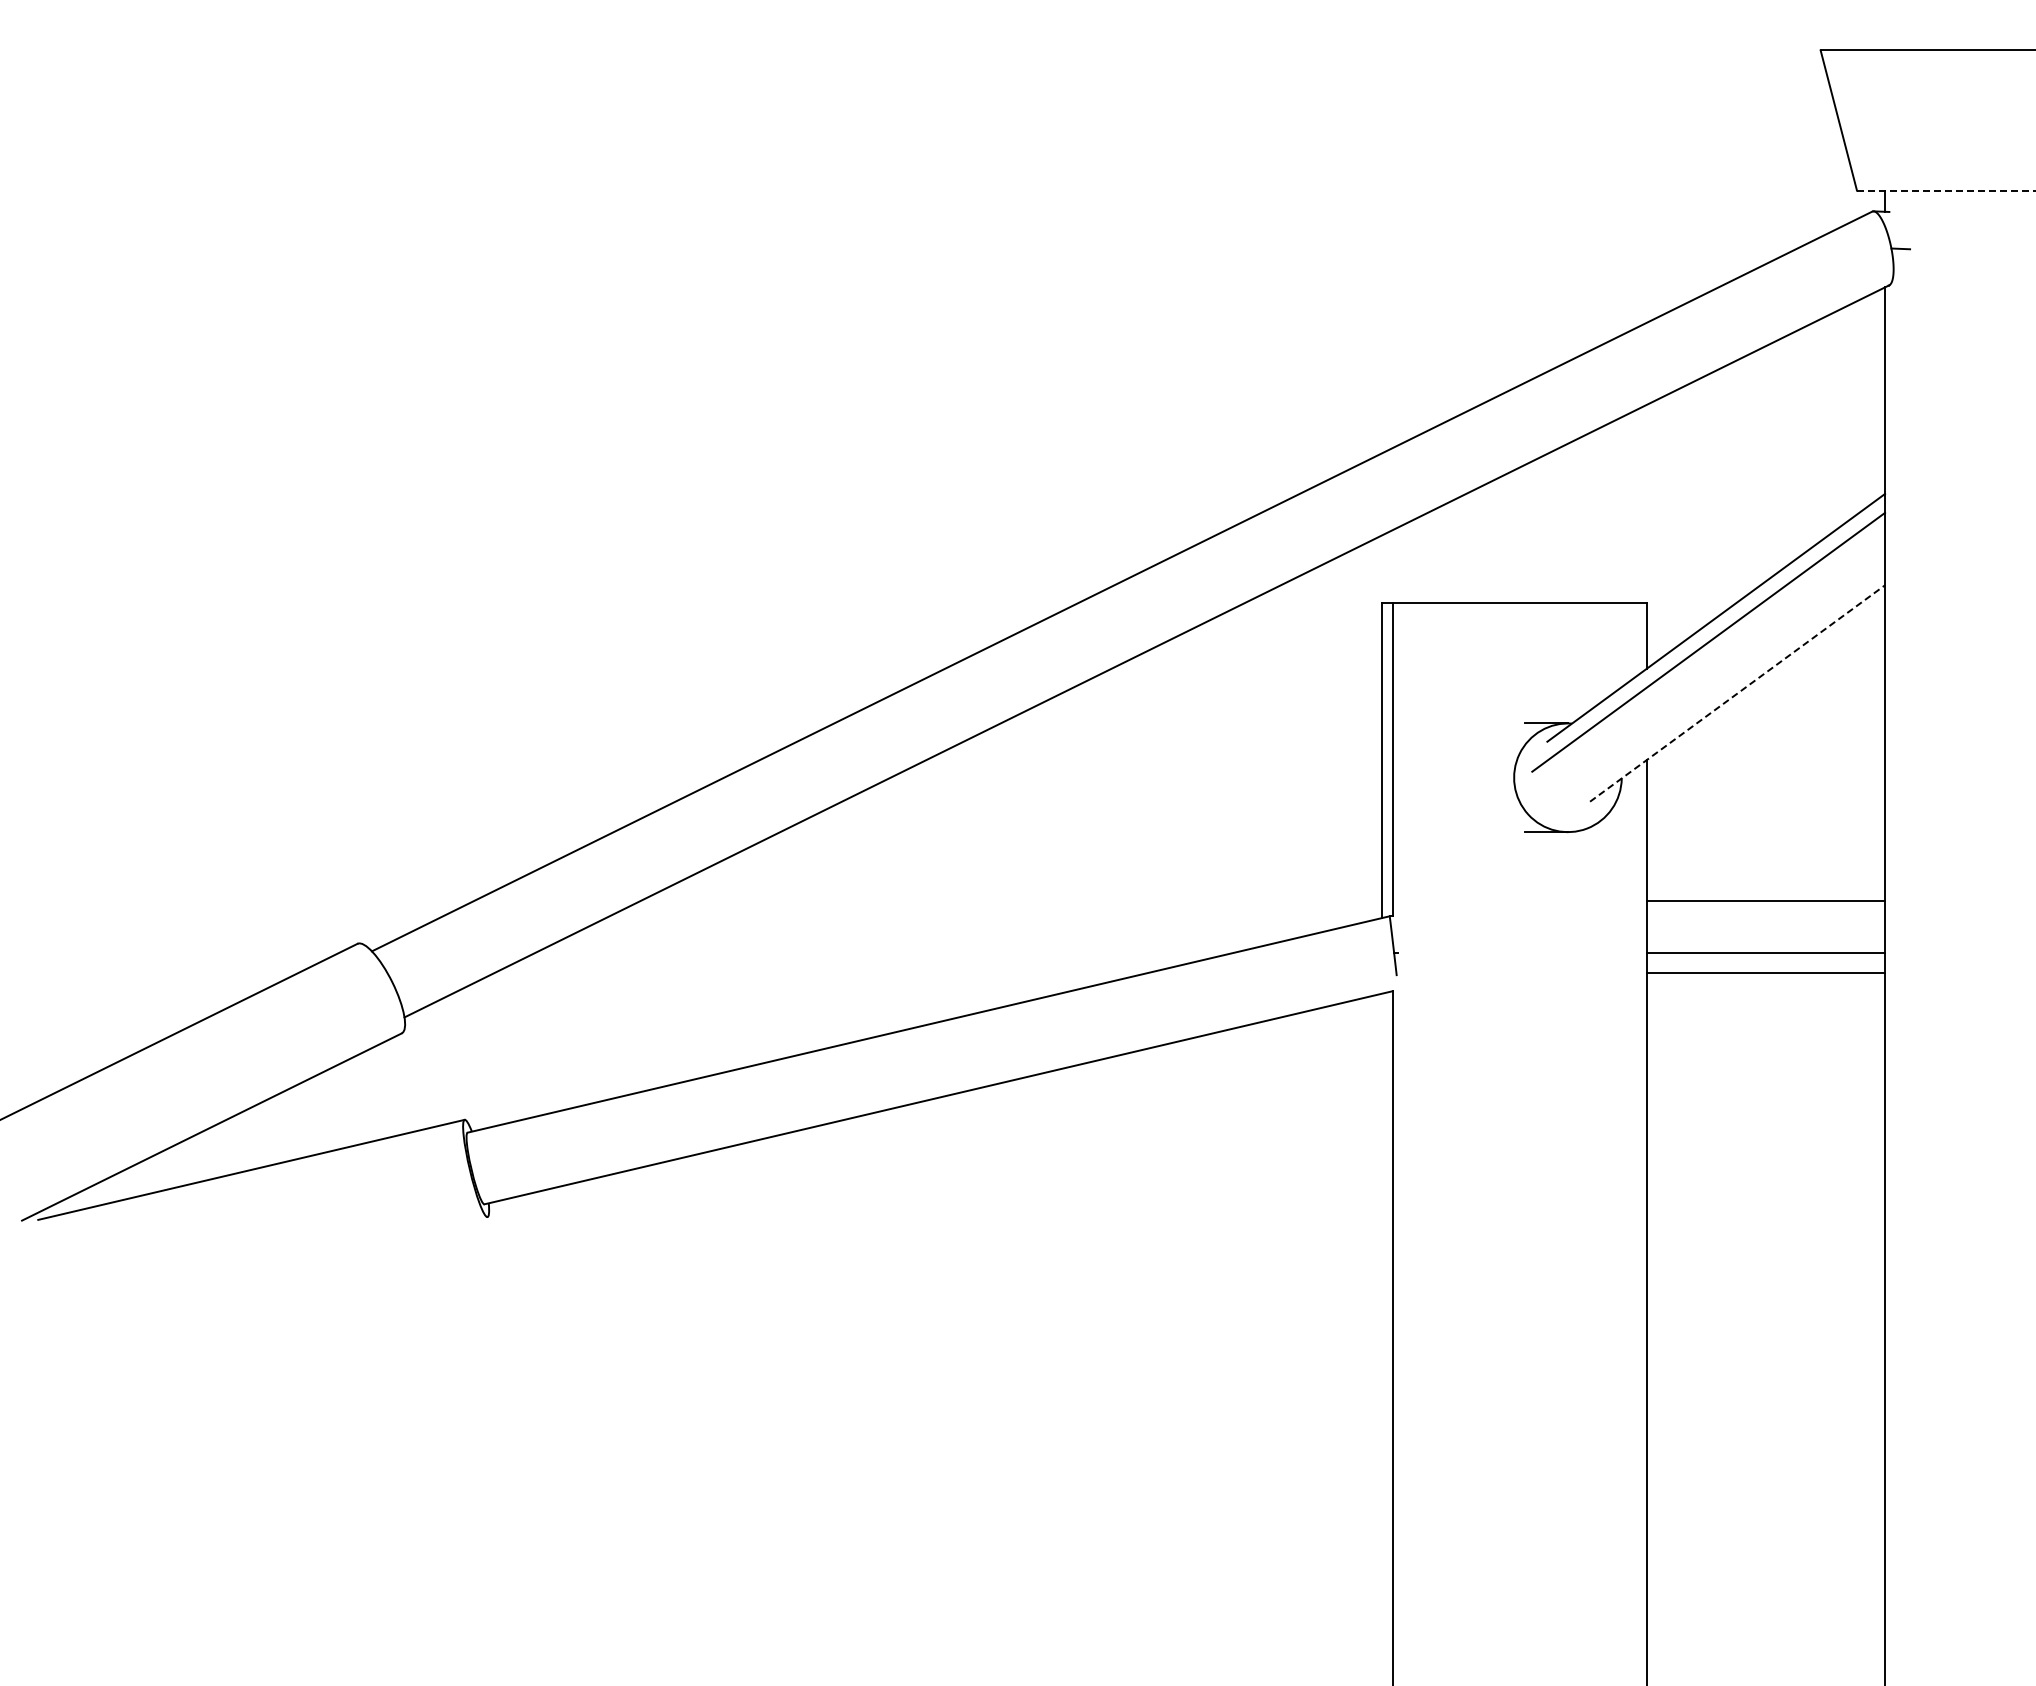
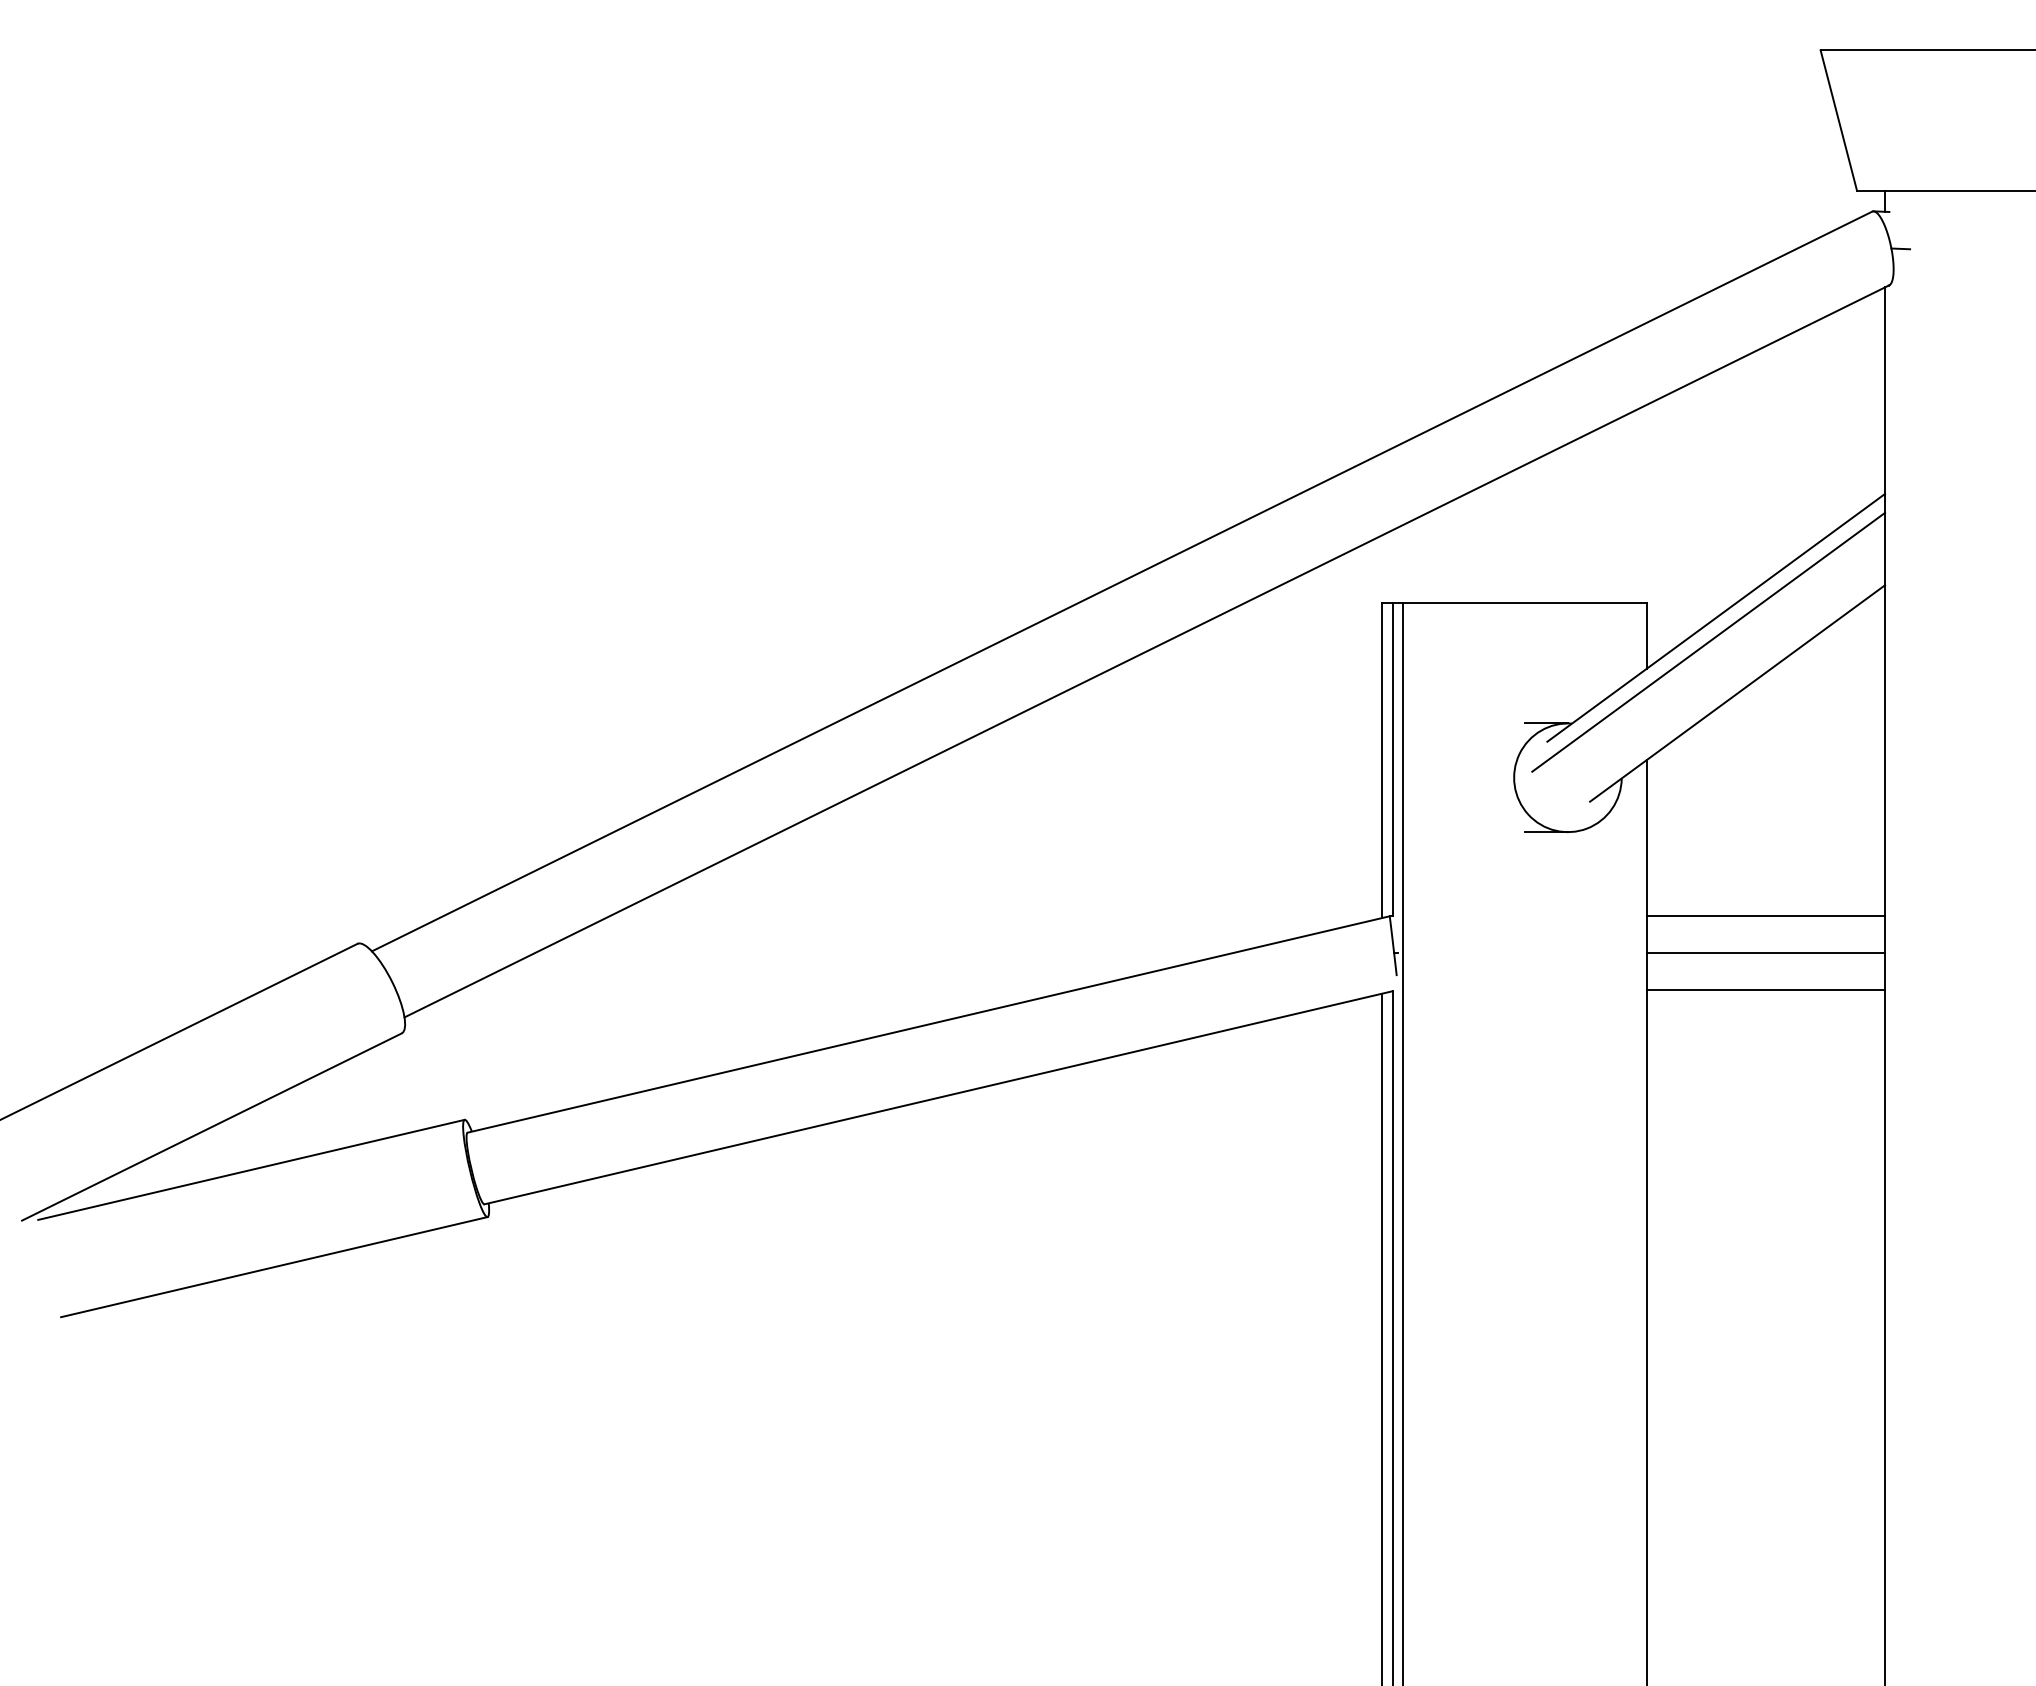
line: dashed -> solid (1946, 190)
line: dashed -> solid (1737, 693)
line position: (1765, 901) -> (1765, 916) (1765, 916)
line position: (1765, 972) -> (1765, 989) (1765, 989)
line: none -> present (1403, 1142)
line: none -> present (274, 1267)
line: none -> present (1382, 1337)
